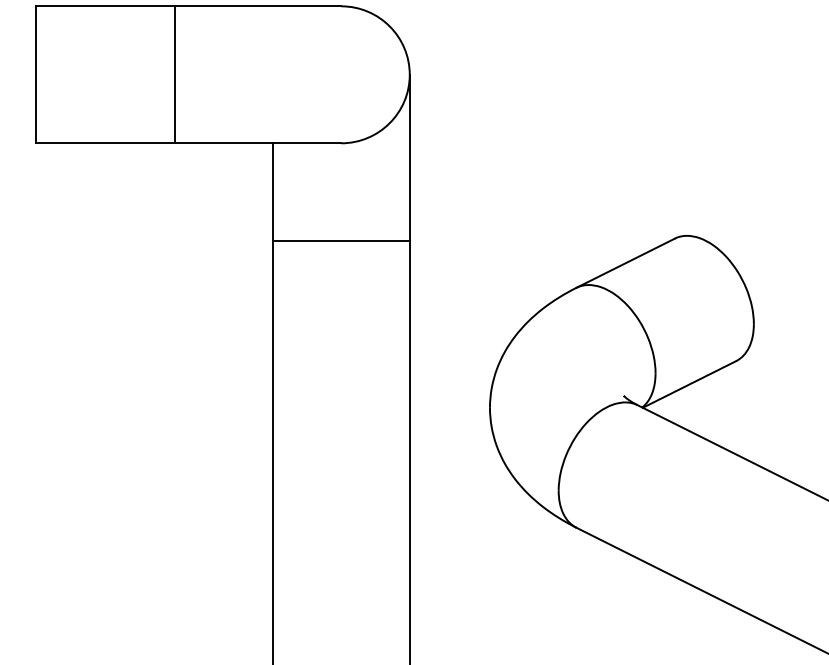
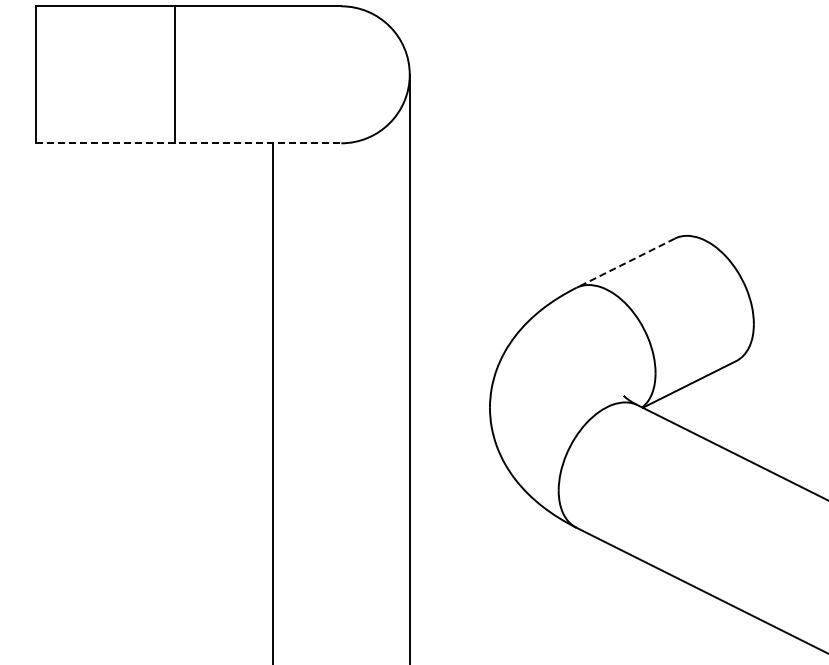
line: solid -> dashed (188, 143)
line: present -> none (340, 240)
line: solid -> dashed (625, 263)
